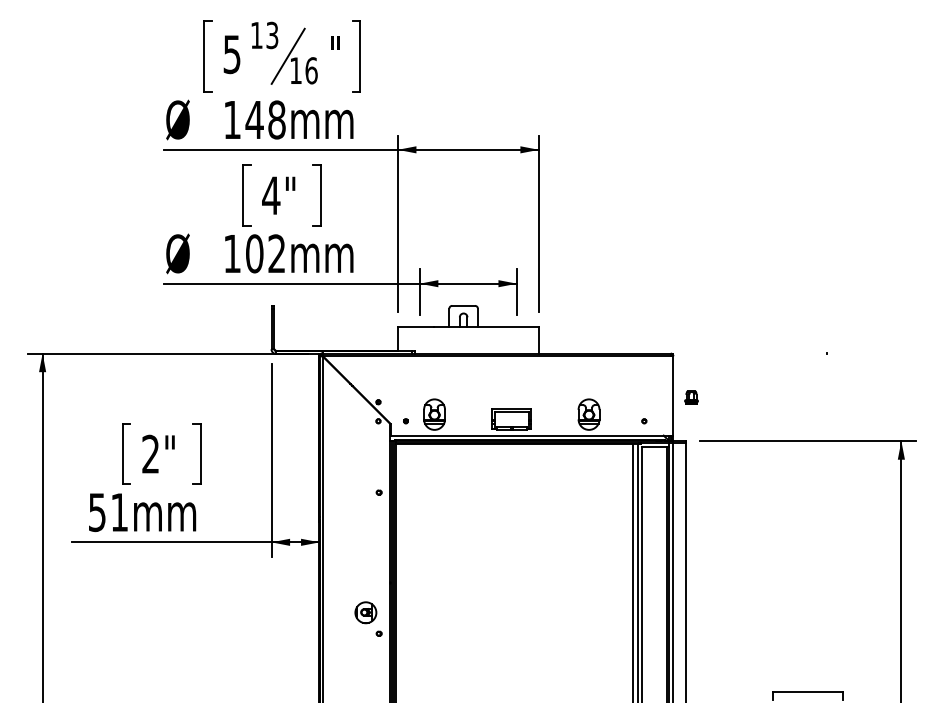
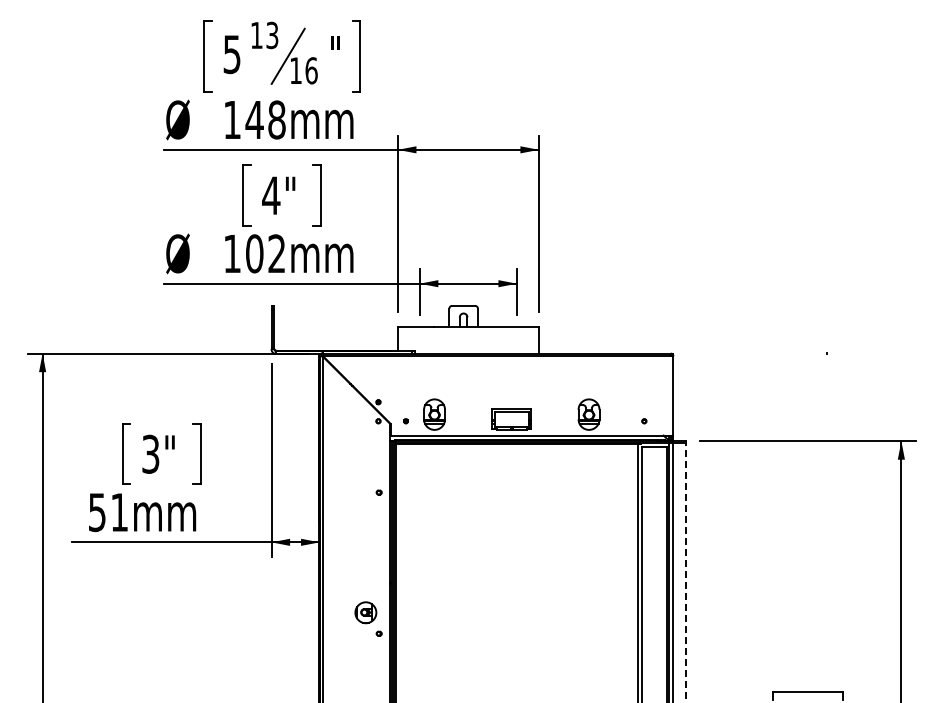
part: present -> none (691, 397)
text: 2" -> 3" (150, 454)
line: present -> none (633, 571)
line: solid -> dashed (685, 572)
